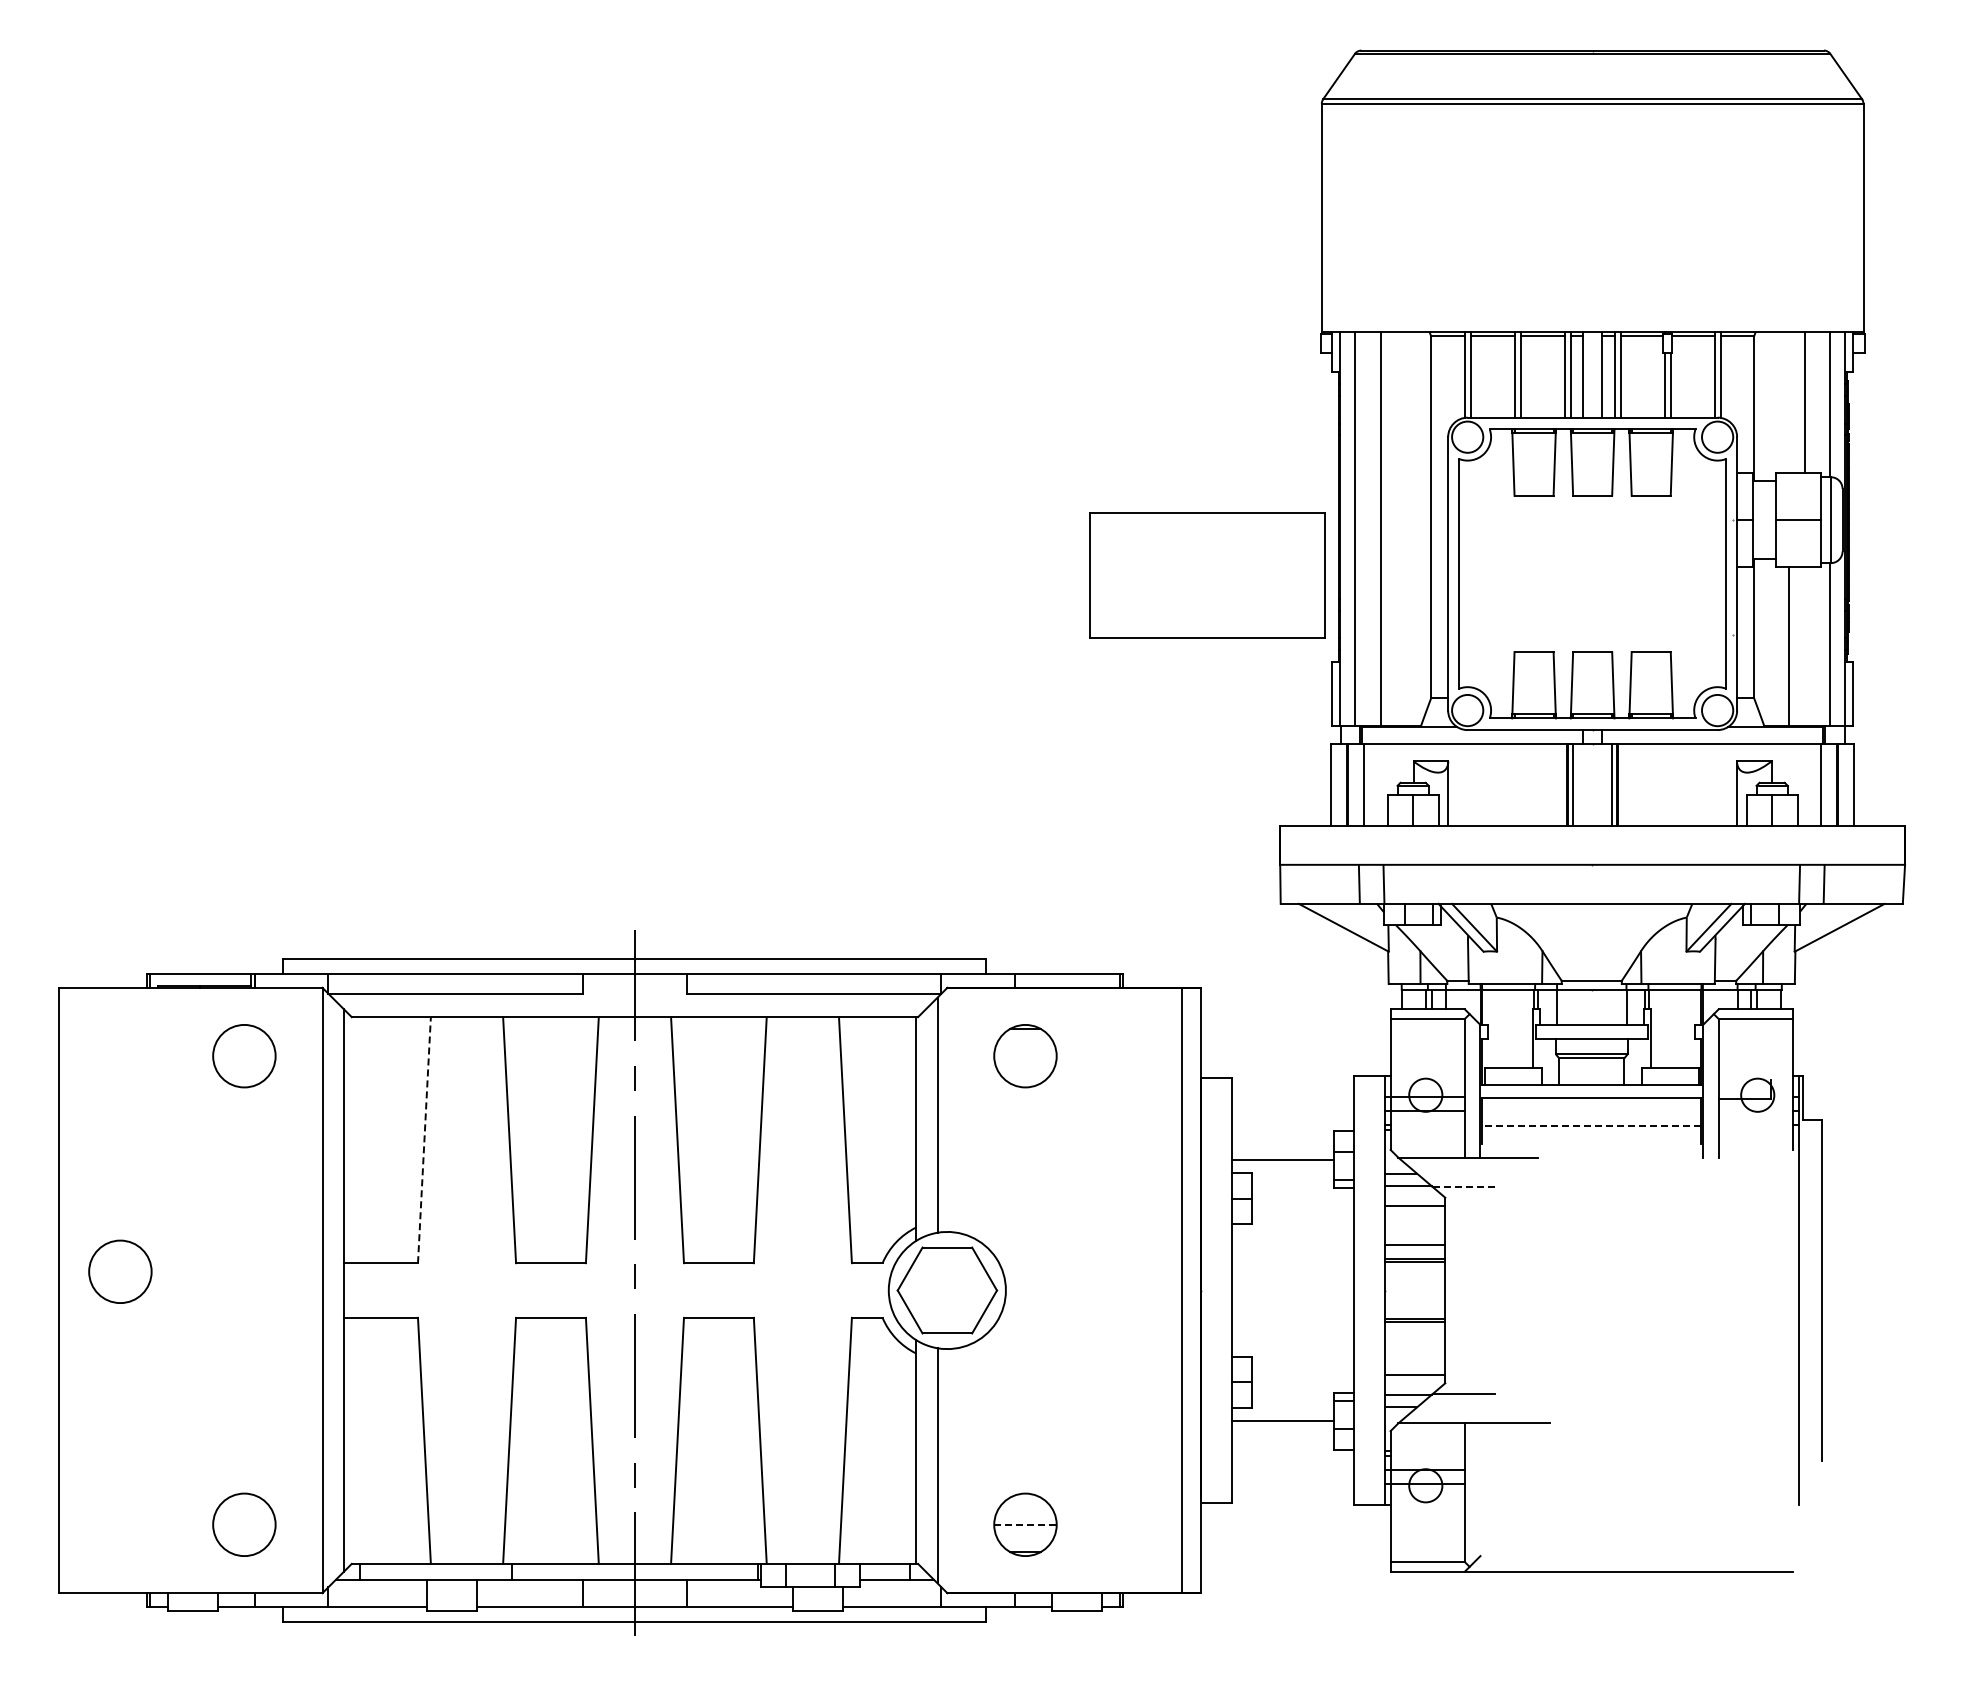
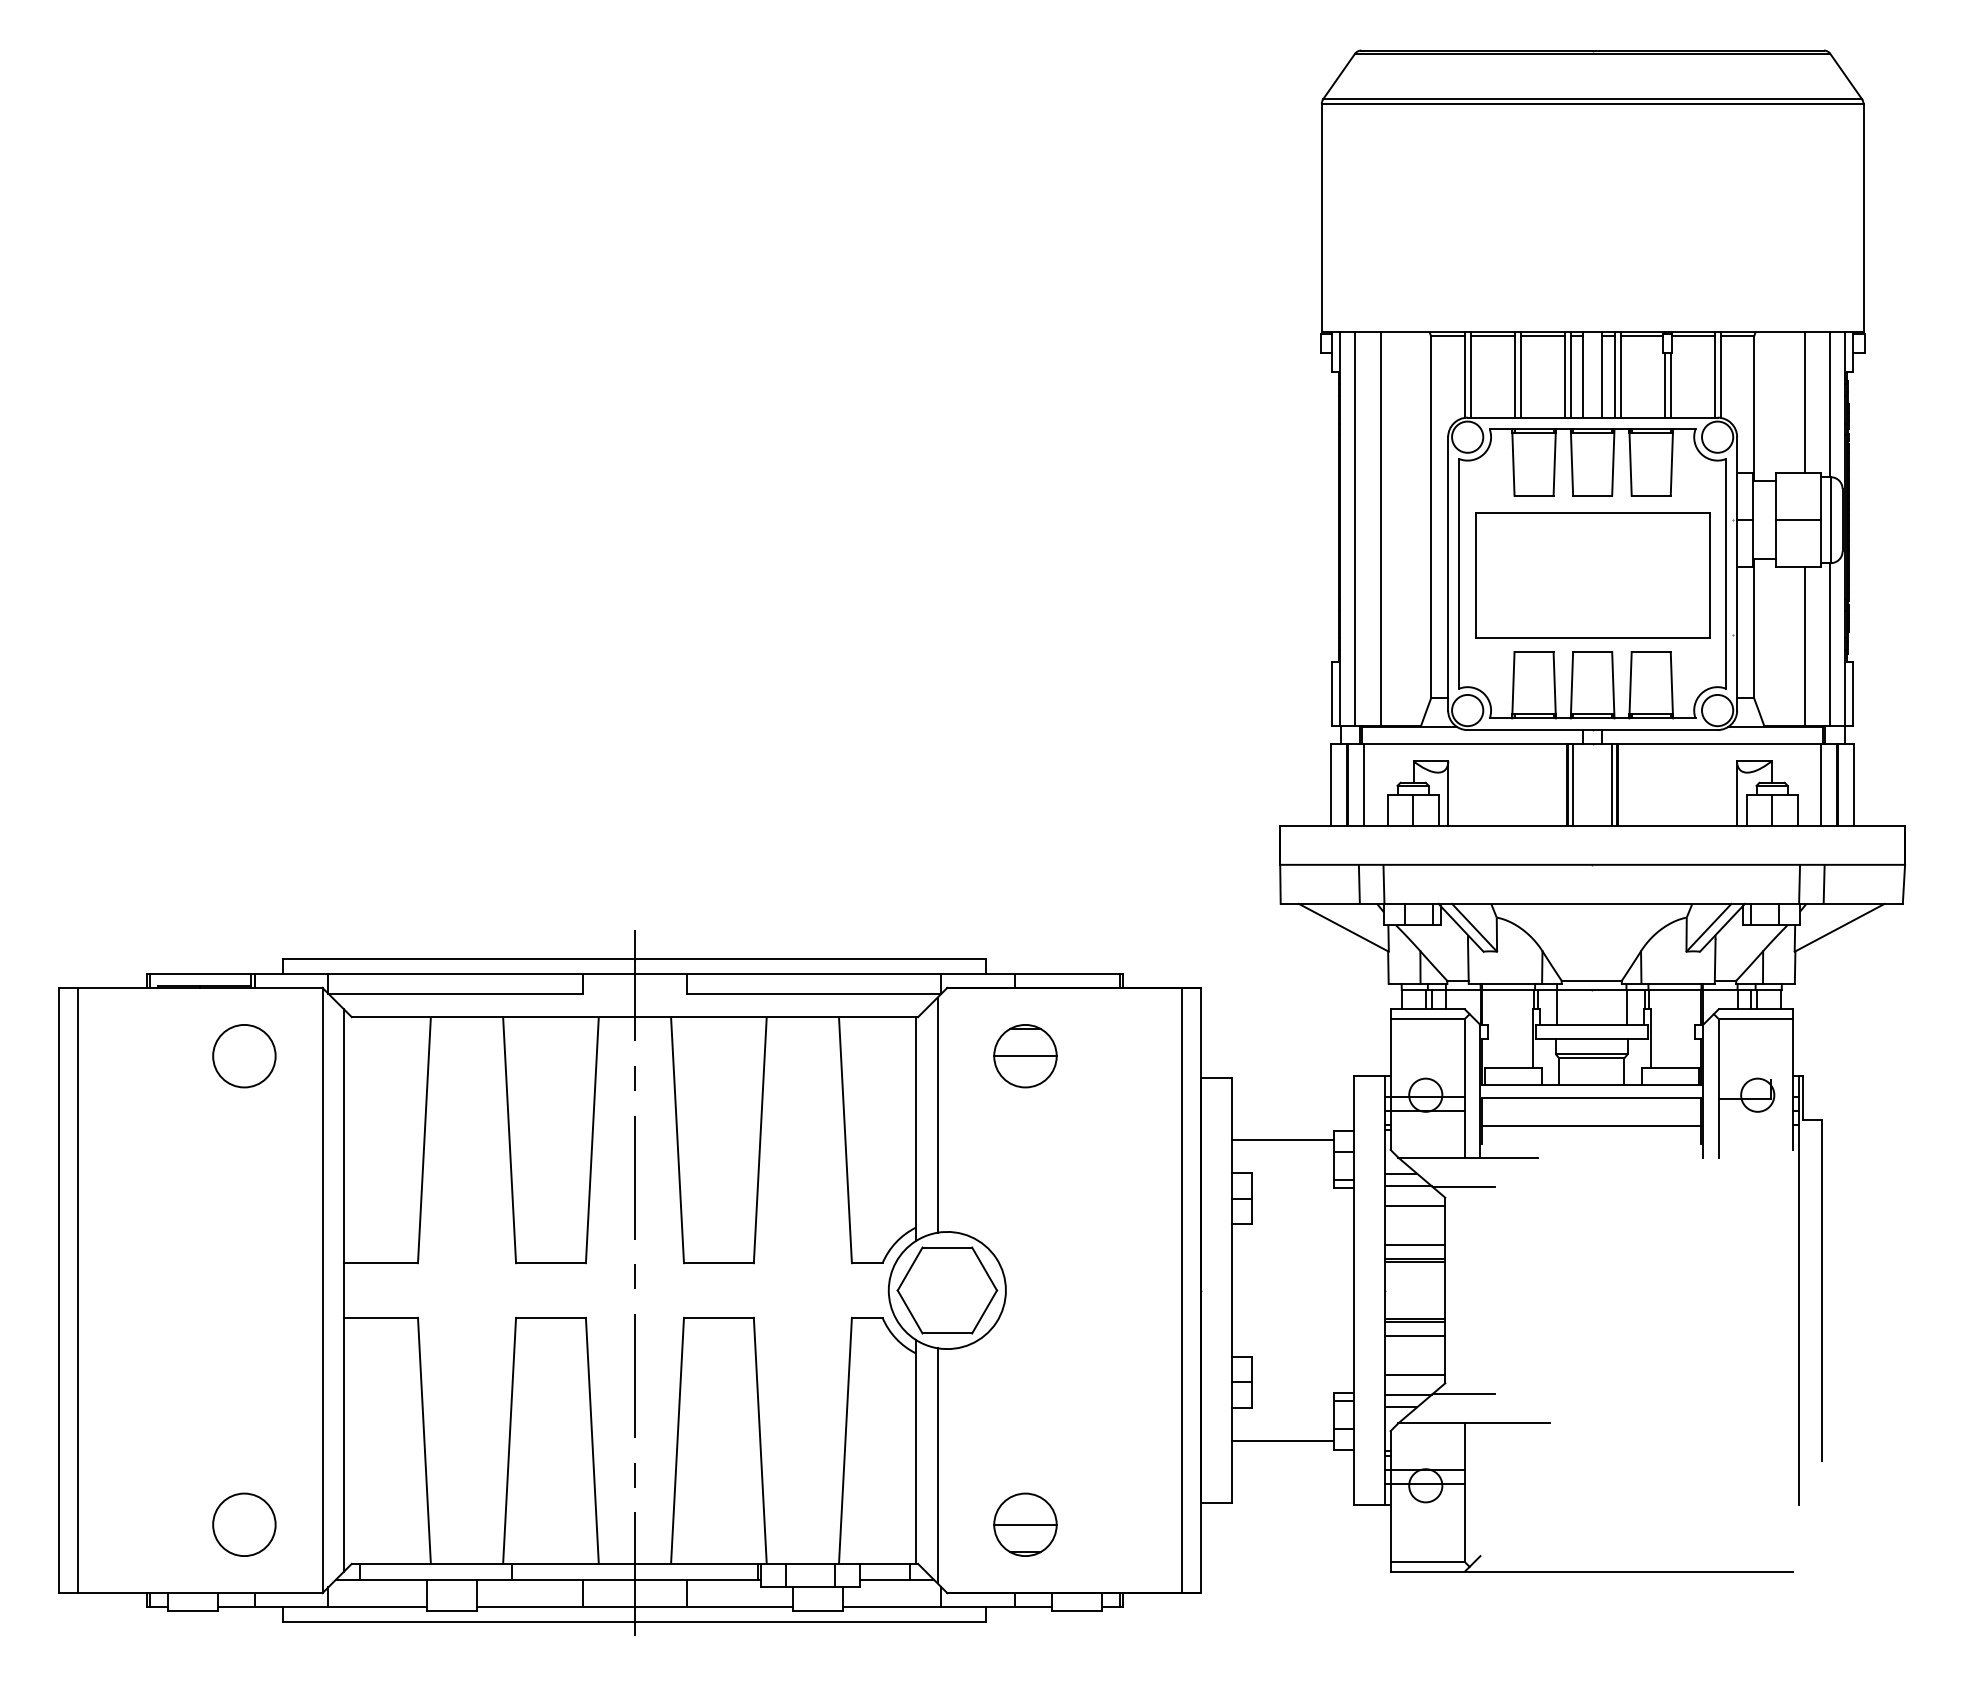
part position: (1207, 575) -> (1592, 575) (1592, 575)
line position: (1788, 646) -> (1804, 646) (1804, 646)
line: none -> present (1025, 1056)
line: dashed -> solid (1591, 1126)
line: dashed -> solid (424, 1139)
line position: (1283, 1160) -> (1283, 1140) (1283, 1140)
line: dashed -> solid (1463, 1187)
circle: present -> none (120, 1271)
line: none -> present (78, 1290)
line: none -> present (1414, 1336)
line position: (1283, 1420) -> (1283, 1440) (1283, 1440)
line: dashed -> solid (1025, 1524)
